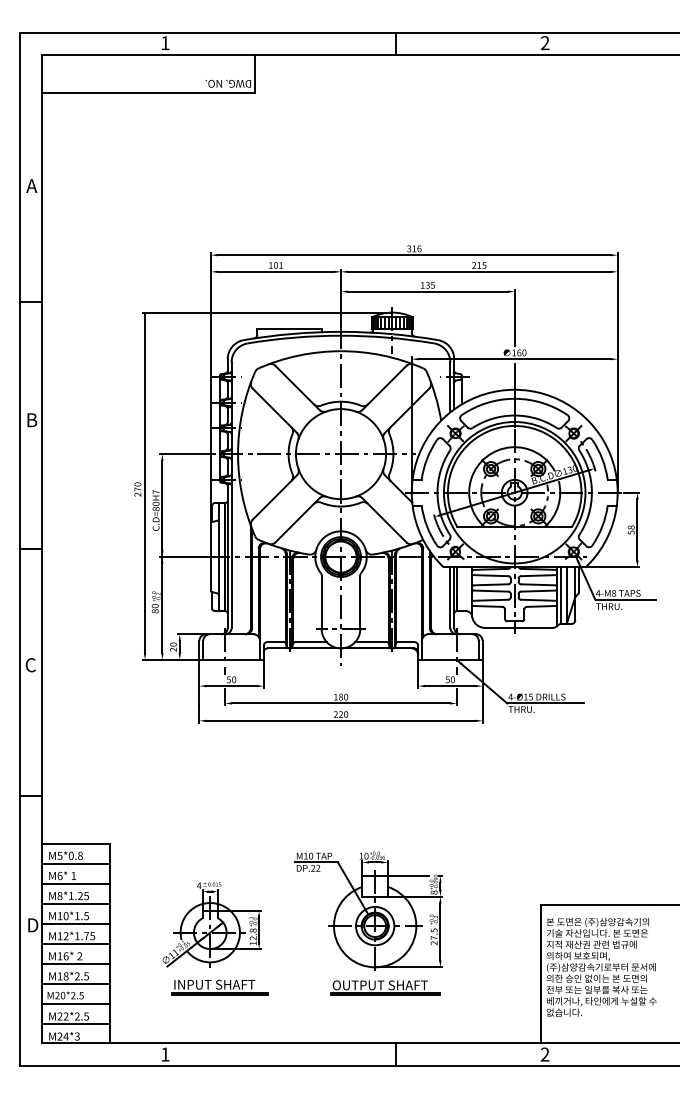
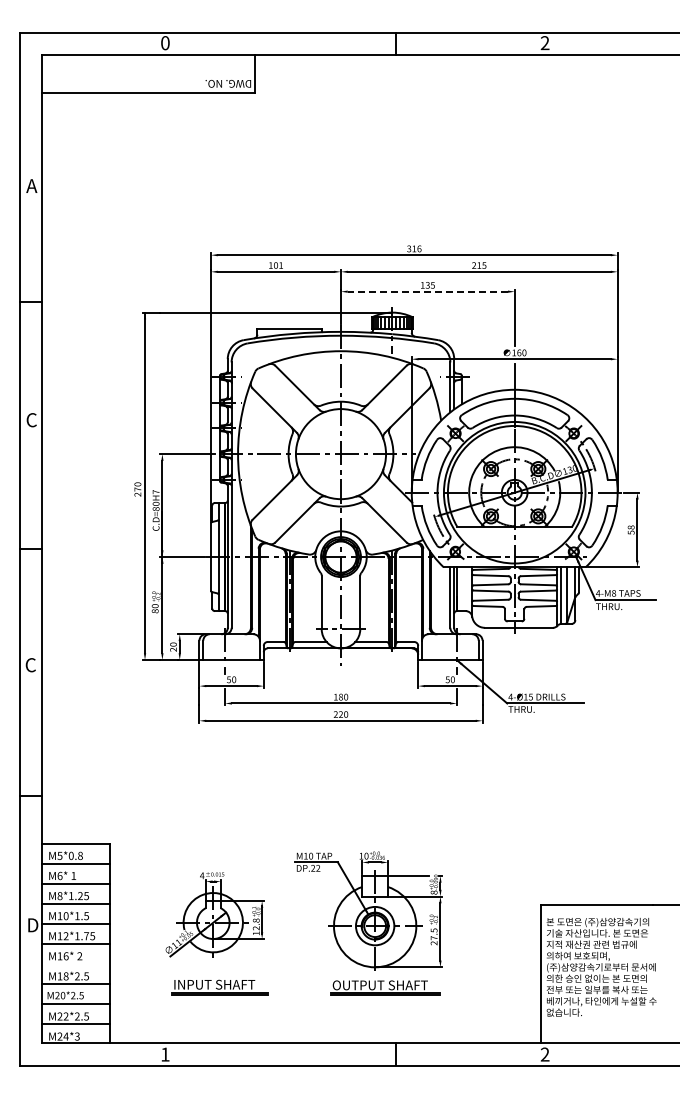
text: 1 -> 0 (165, 43)
line: solid -> dashed (427, 291)
text: B -> C (31, 420)
part position: (211, 924) -> (214, 914) (214, 914)
line: present -> none (76, 964)
